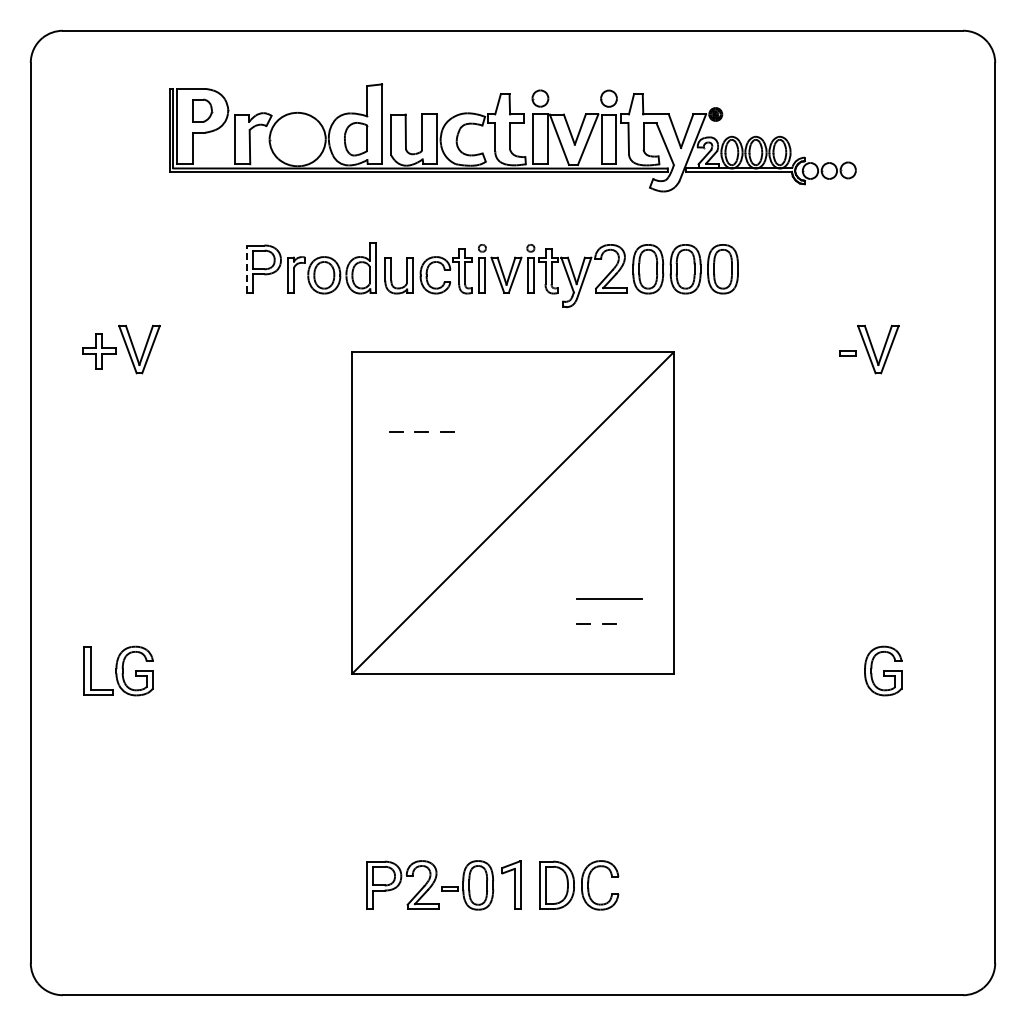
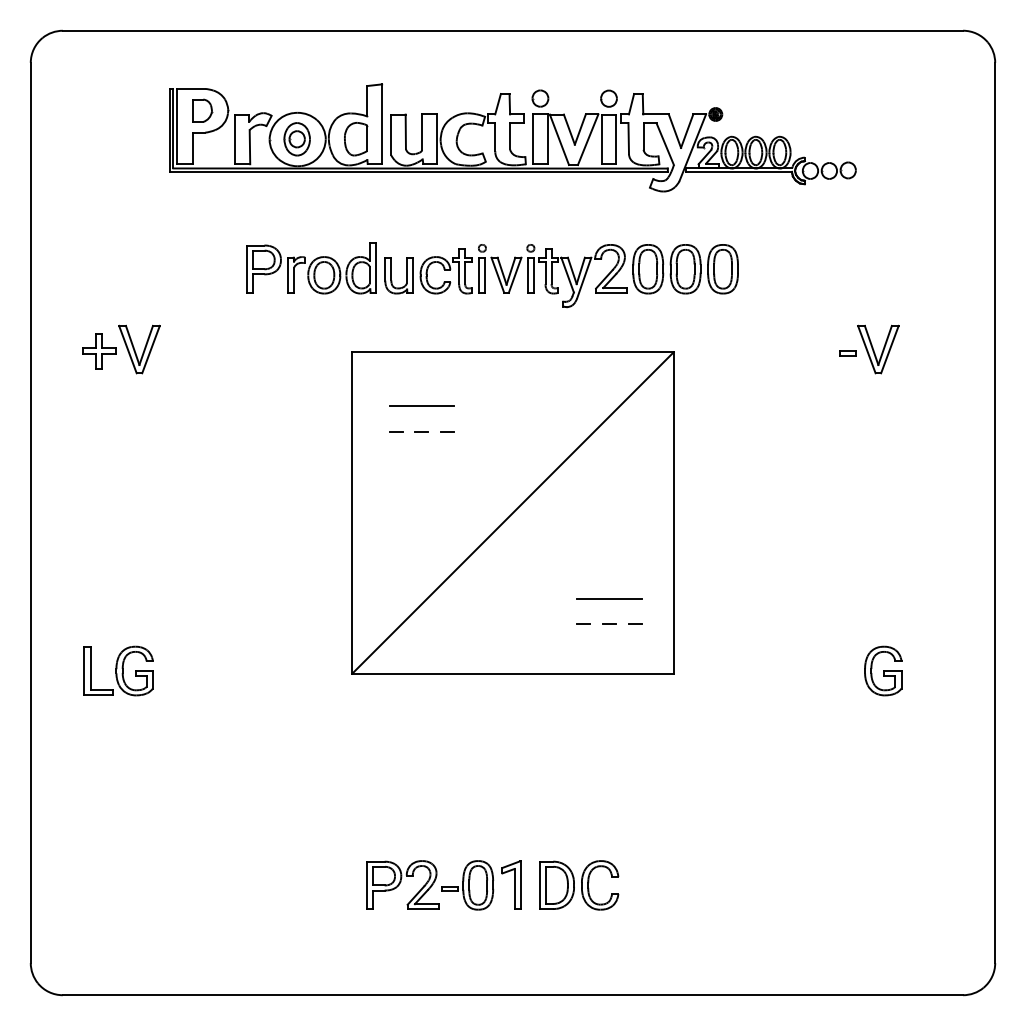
part: none -> present (296, 139)
line: dashed -> solid (246, 269)
line: none -> present (421, 405)
line: none -> present (635, 623)
